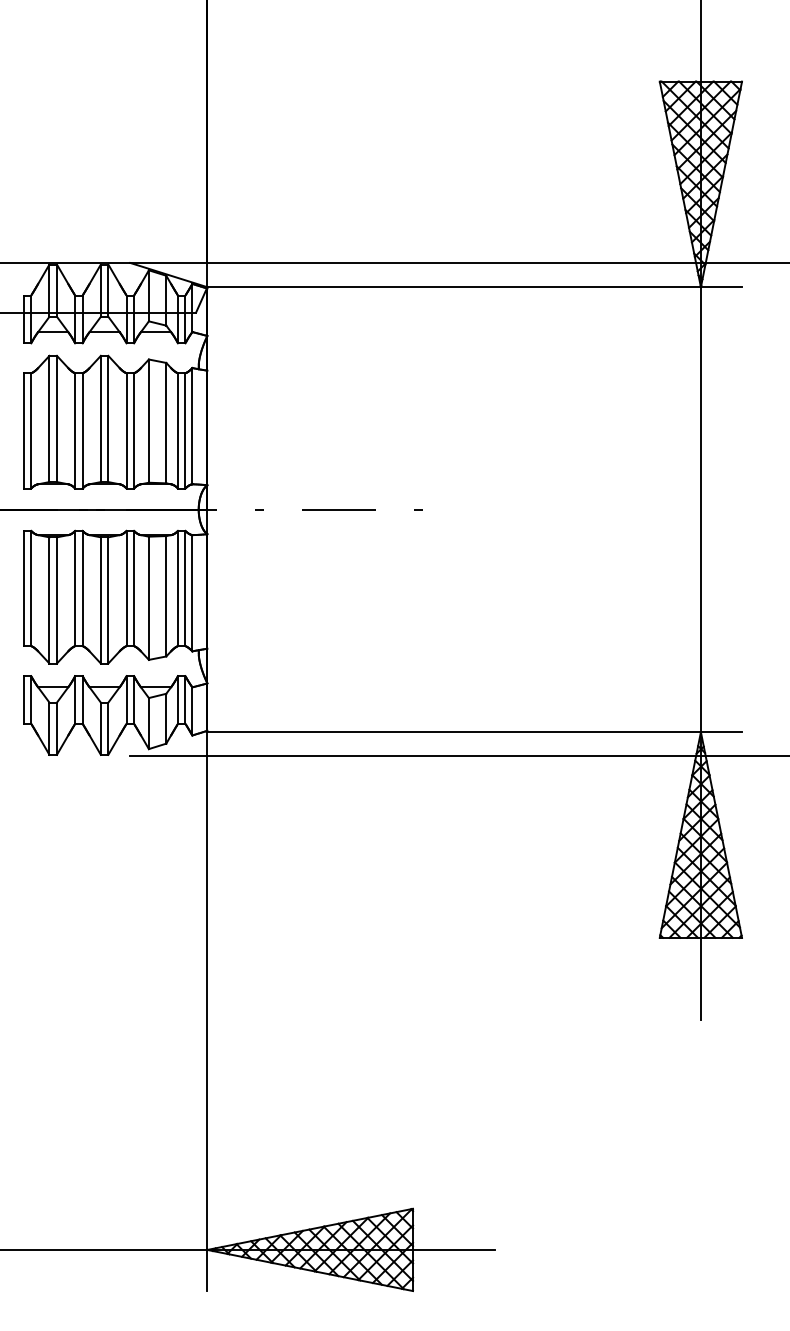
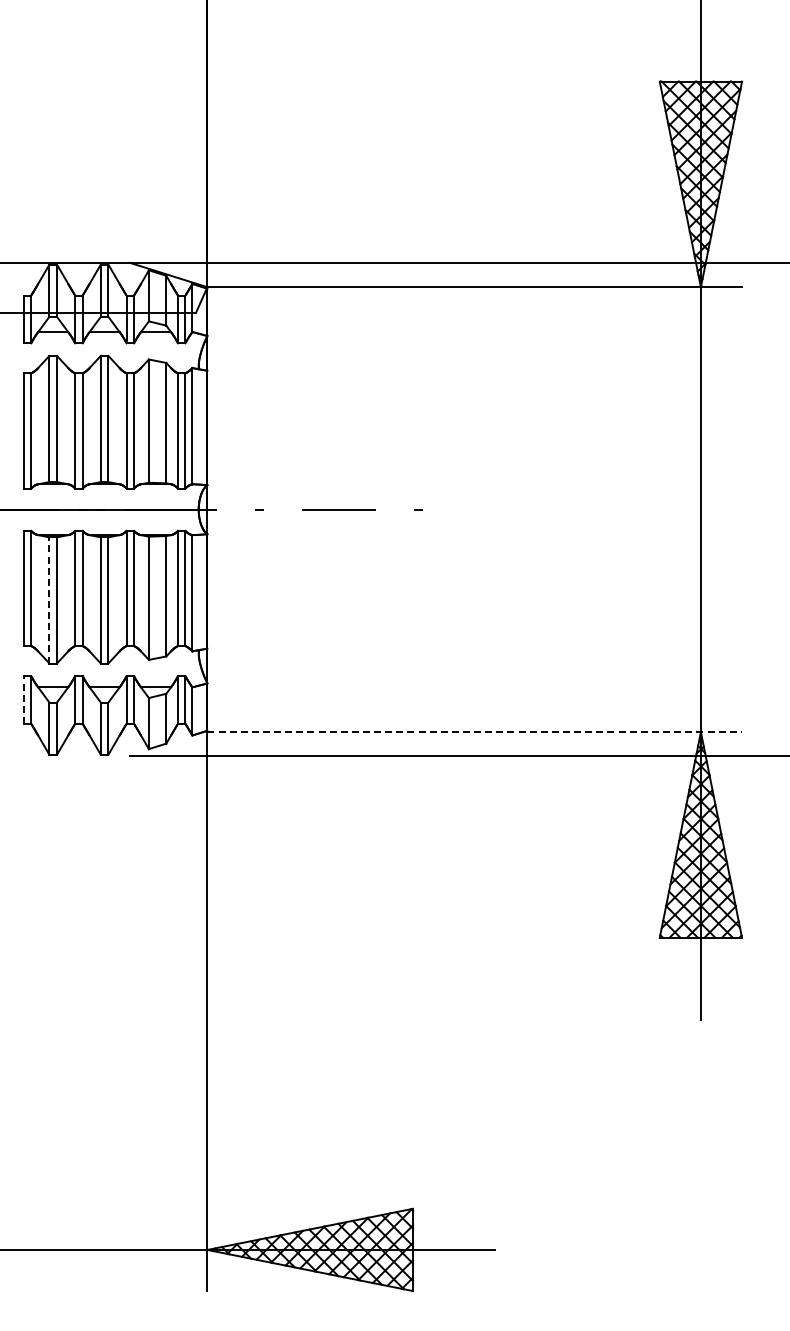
line: solid -> dashed (49, 599)
line: solid -> dashed (23, 699)
line: solid -> dashed (475, 732)
